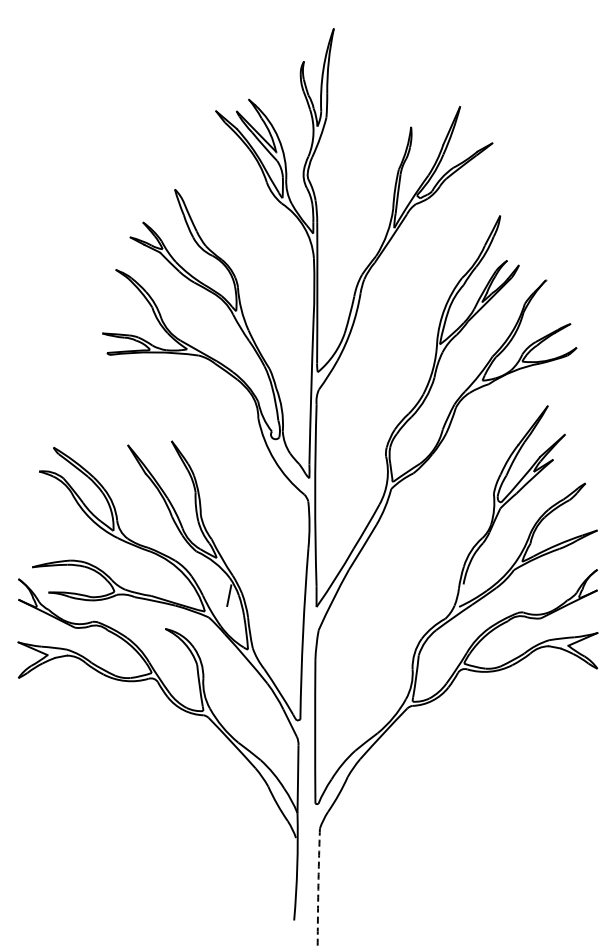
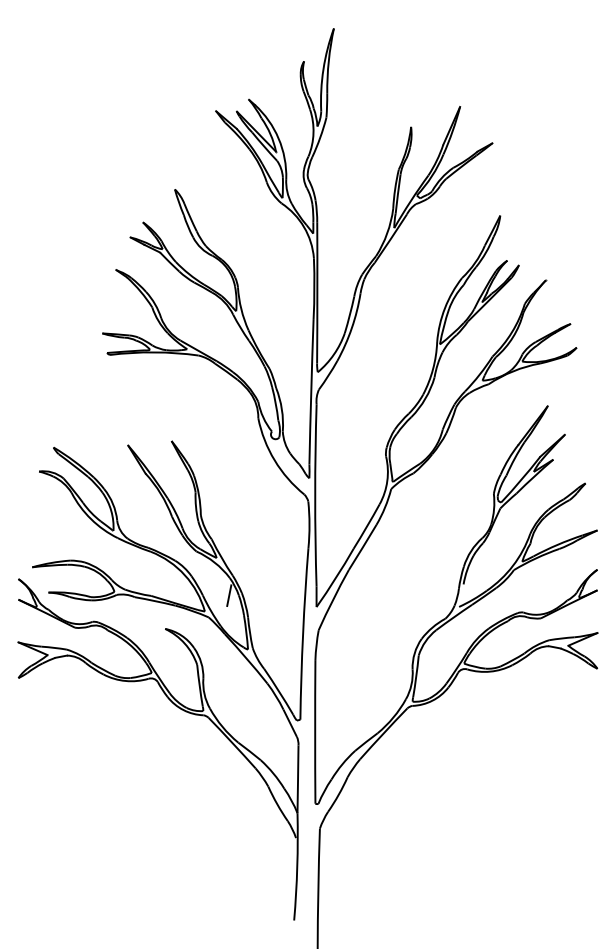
arc: dashed -> solid (318, 889)
